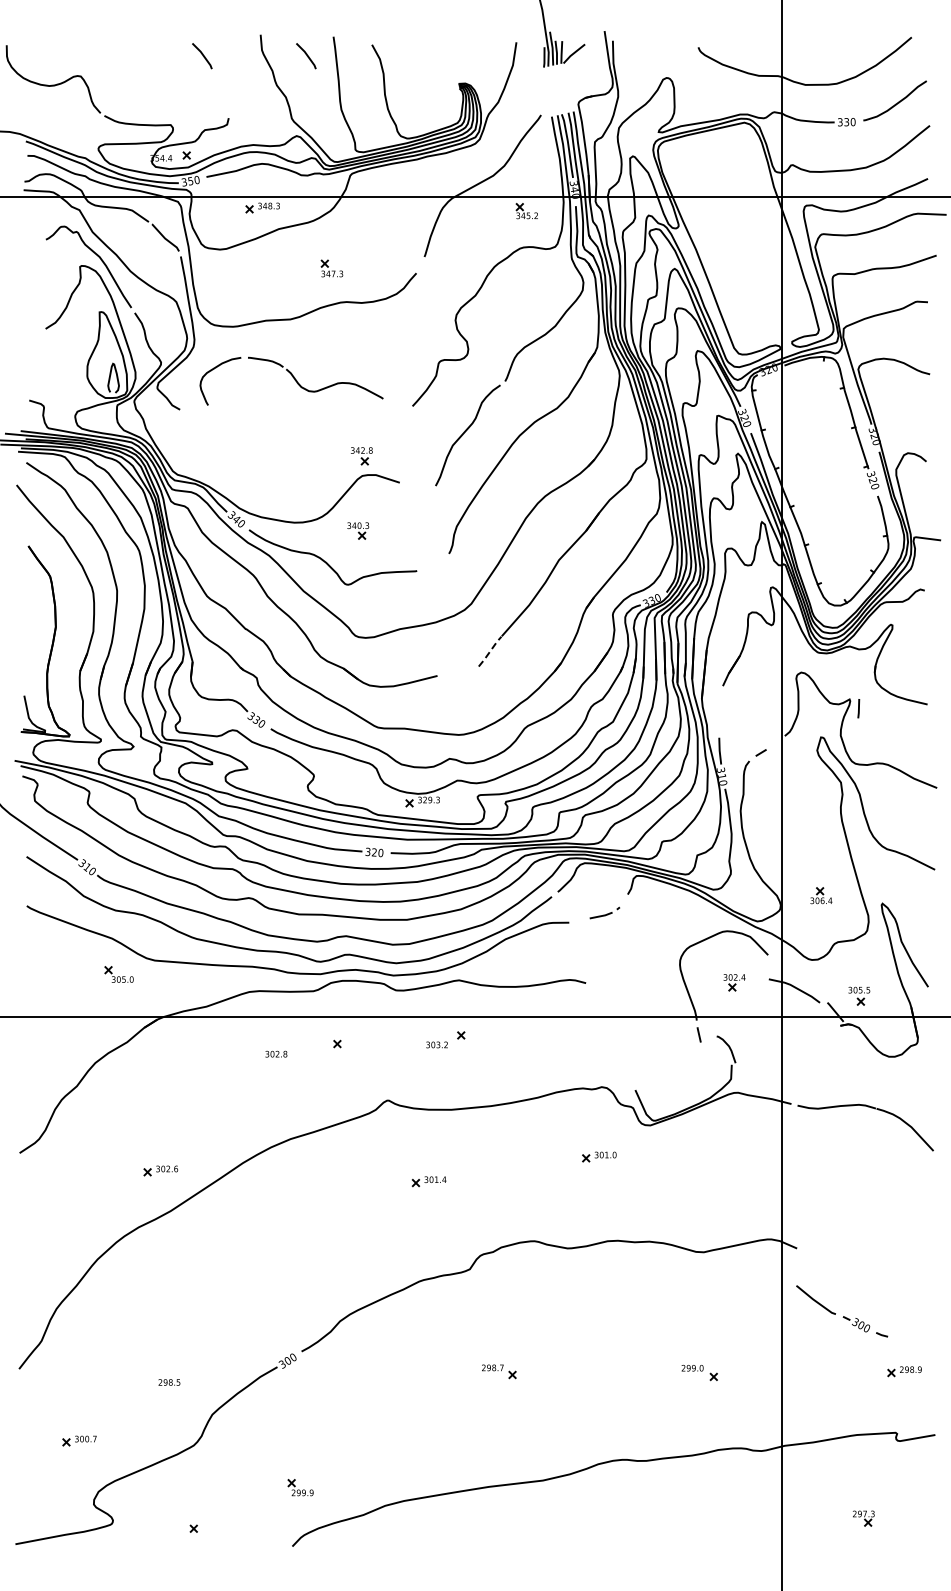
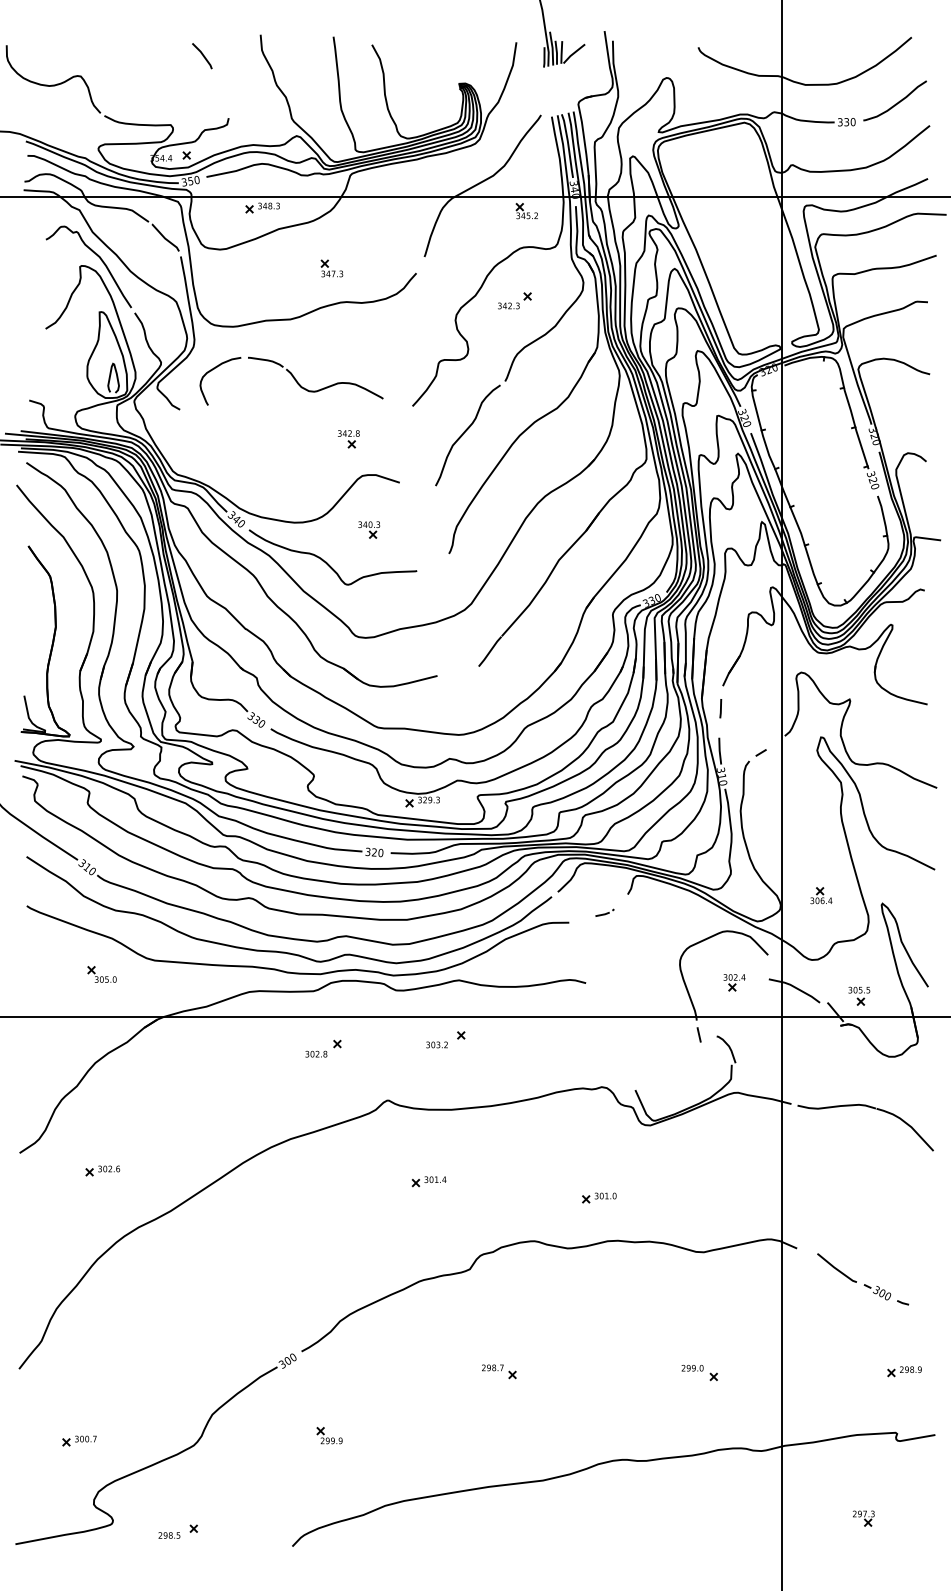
line: present -> none (306, 55)
part: none -> present (514, 300)
part position: (361, 456) -> (348, 439) (348, 439)
part position: (358, 530) -> (369, 529) (369, 529)
line: dashed -> solid (490, 651)
line position: (858, 708) -> (720, 708) (720, 708)
part size: 32x14 px -> 20x9 px (604, 912)
part position: (118, 974) -> (101, 974) (101, 974)
text position: (276, 1053) -> (316, 1053) (316, 1053)
part position: (599, 1156) -> (599, 1197) (599, 1197)
part position: (160, 1170) -> (102, 1170) (102, 1170)
part position: (842, 1311) -> (863, 1279) (863, 1279)
text position: (169, 1382) -> (169, 1535) (169, 1535)
part position: (300, 1487) -> (329, 1435) (329, 1435)
